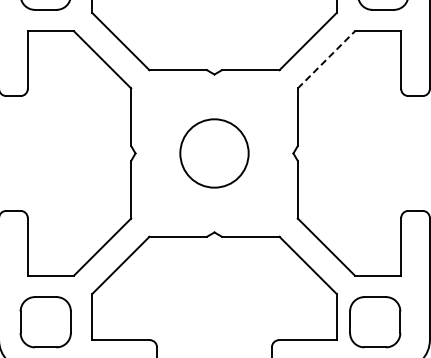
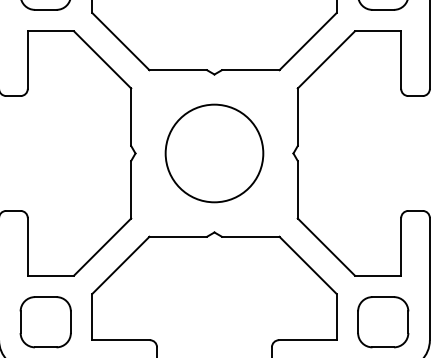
line: dashed -> solid (326, 59)
circle size: 71x71 px -> 101x101 px (214, 153)
part position: (375, 322) -> (383, 322) (383, 322)
